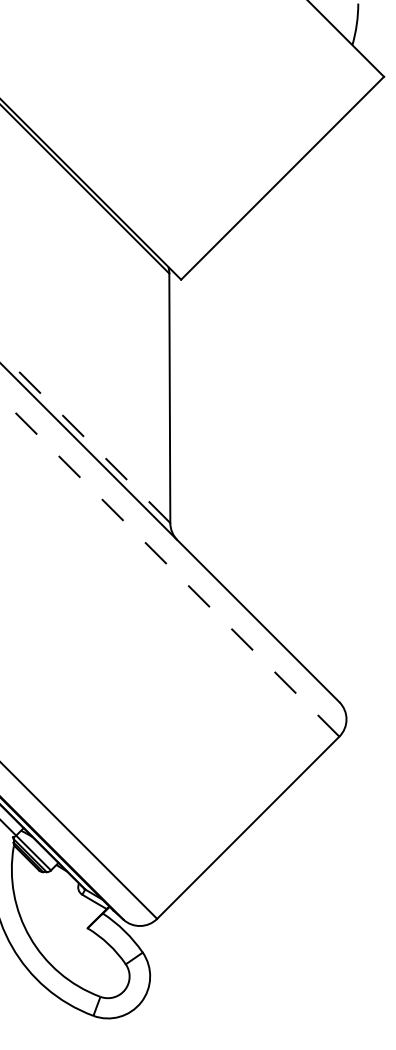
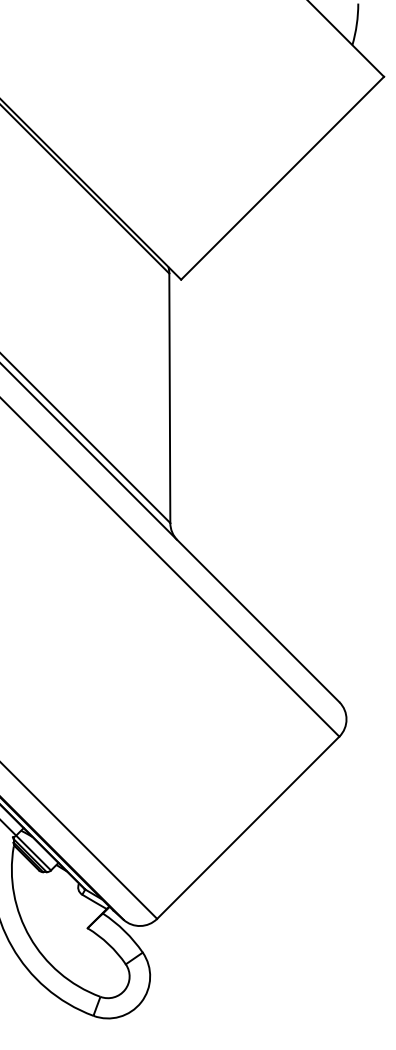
line: dashed -> solid (85, 438)
line: dashed -> solid (169, 567)
